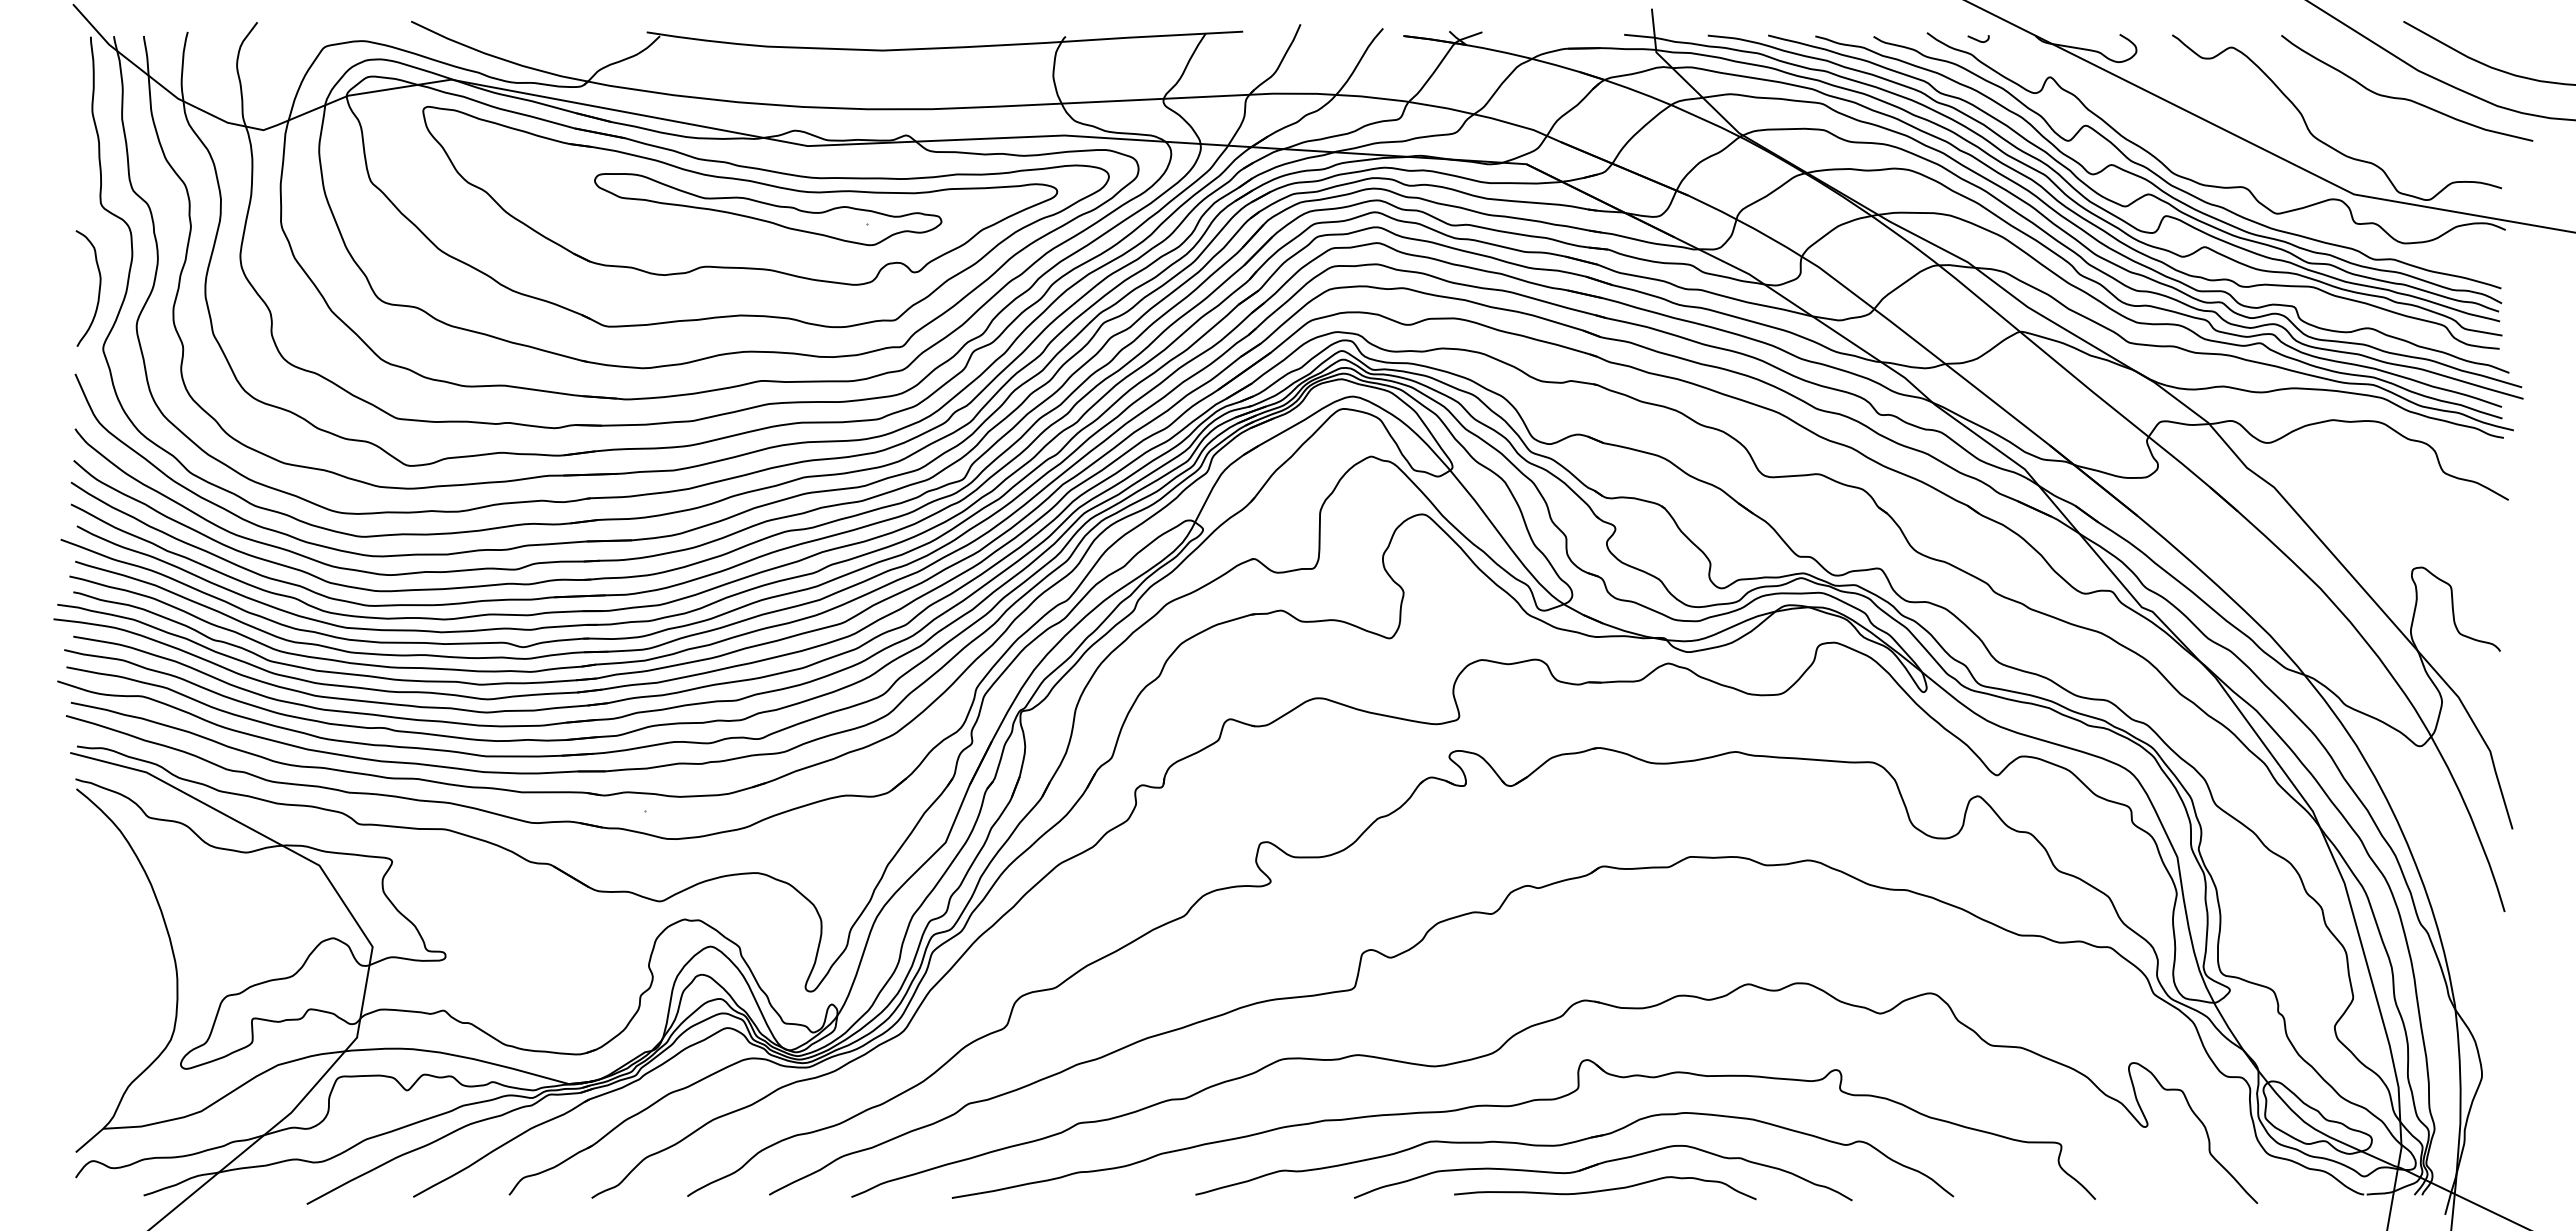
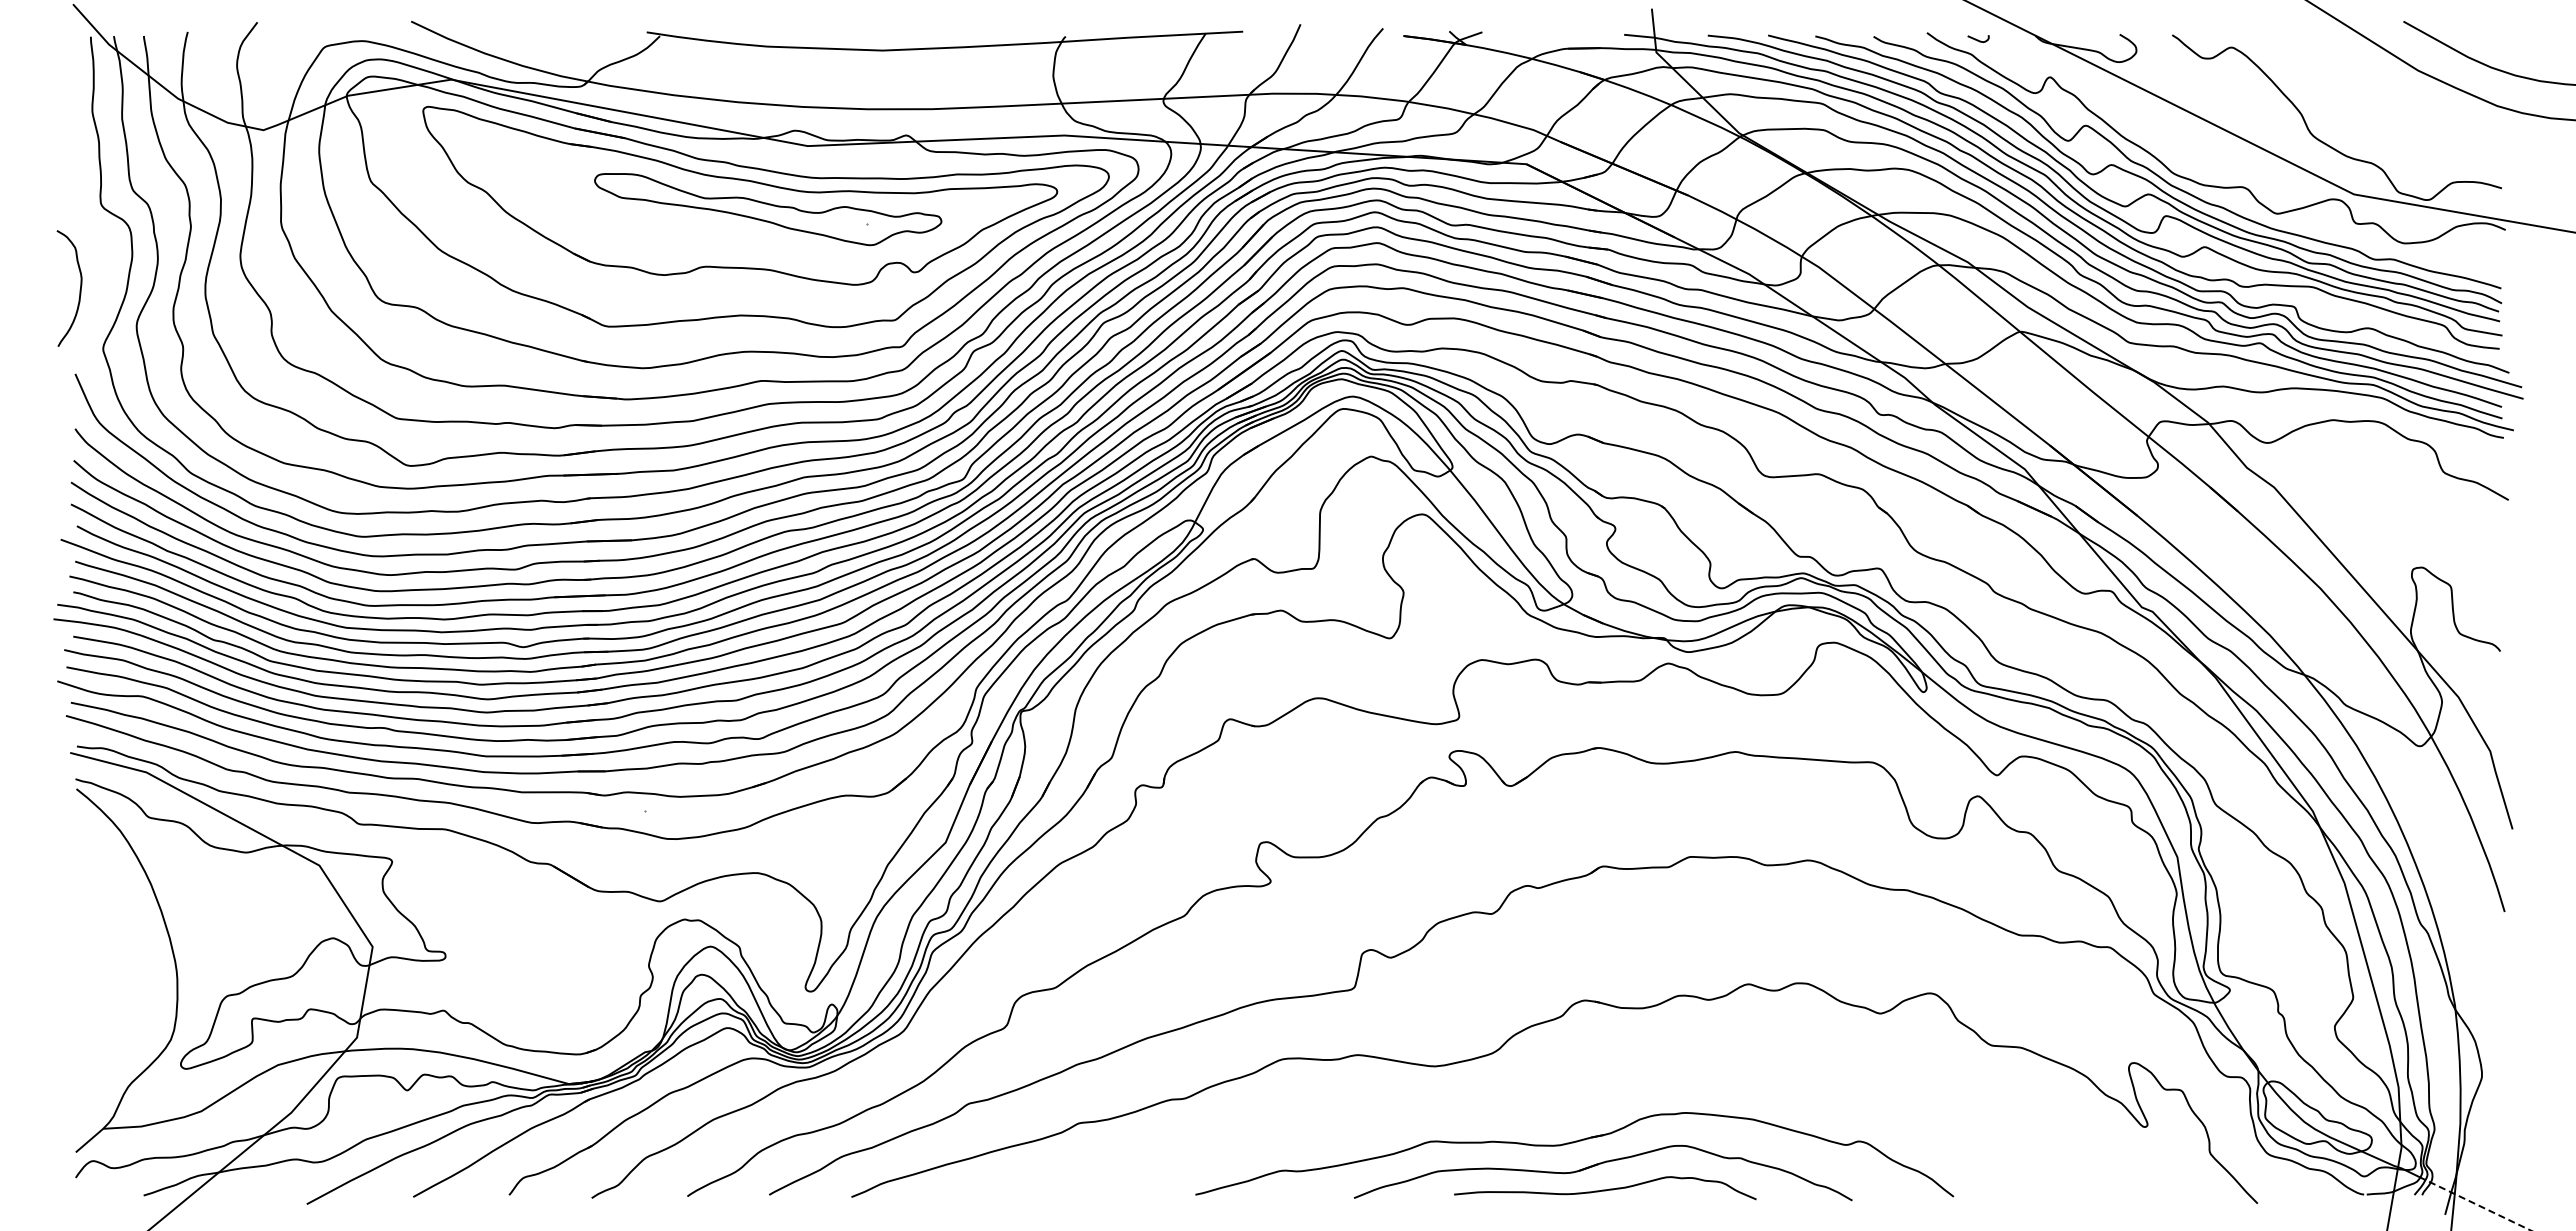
curve: present -> none (2407, 98)
curve position: (98, 289) -> (79, 289) (79, 289)
part: present -> none (1519, 1105)
line: solid -> dashed (2478, 1205)
